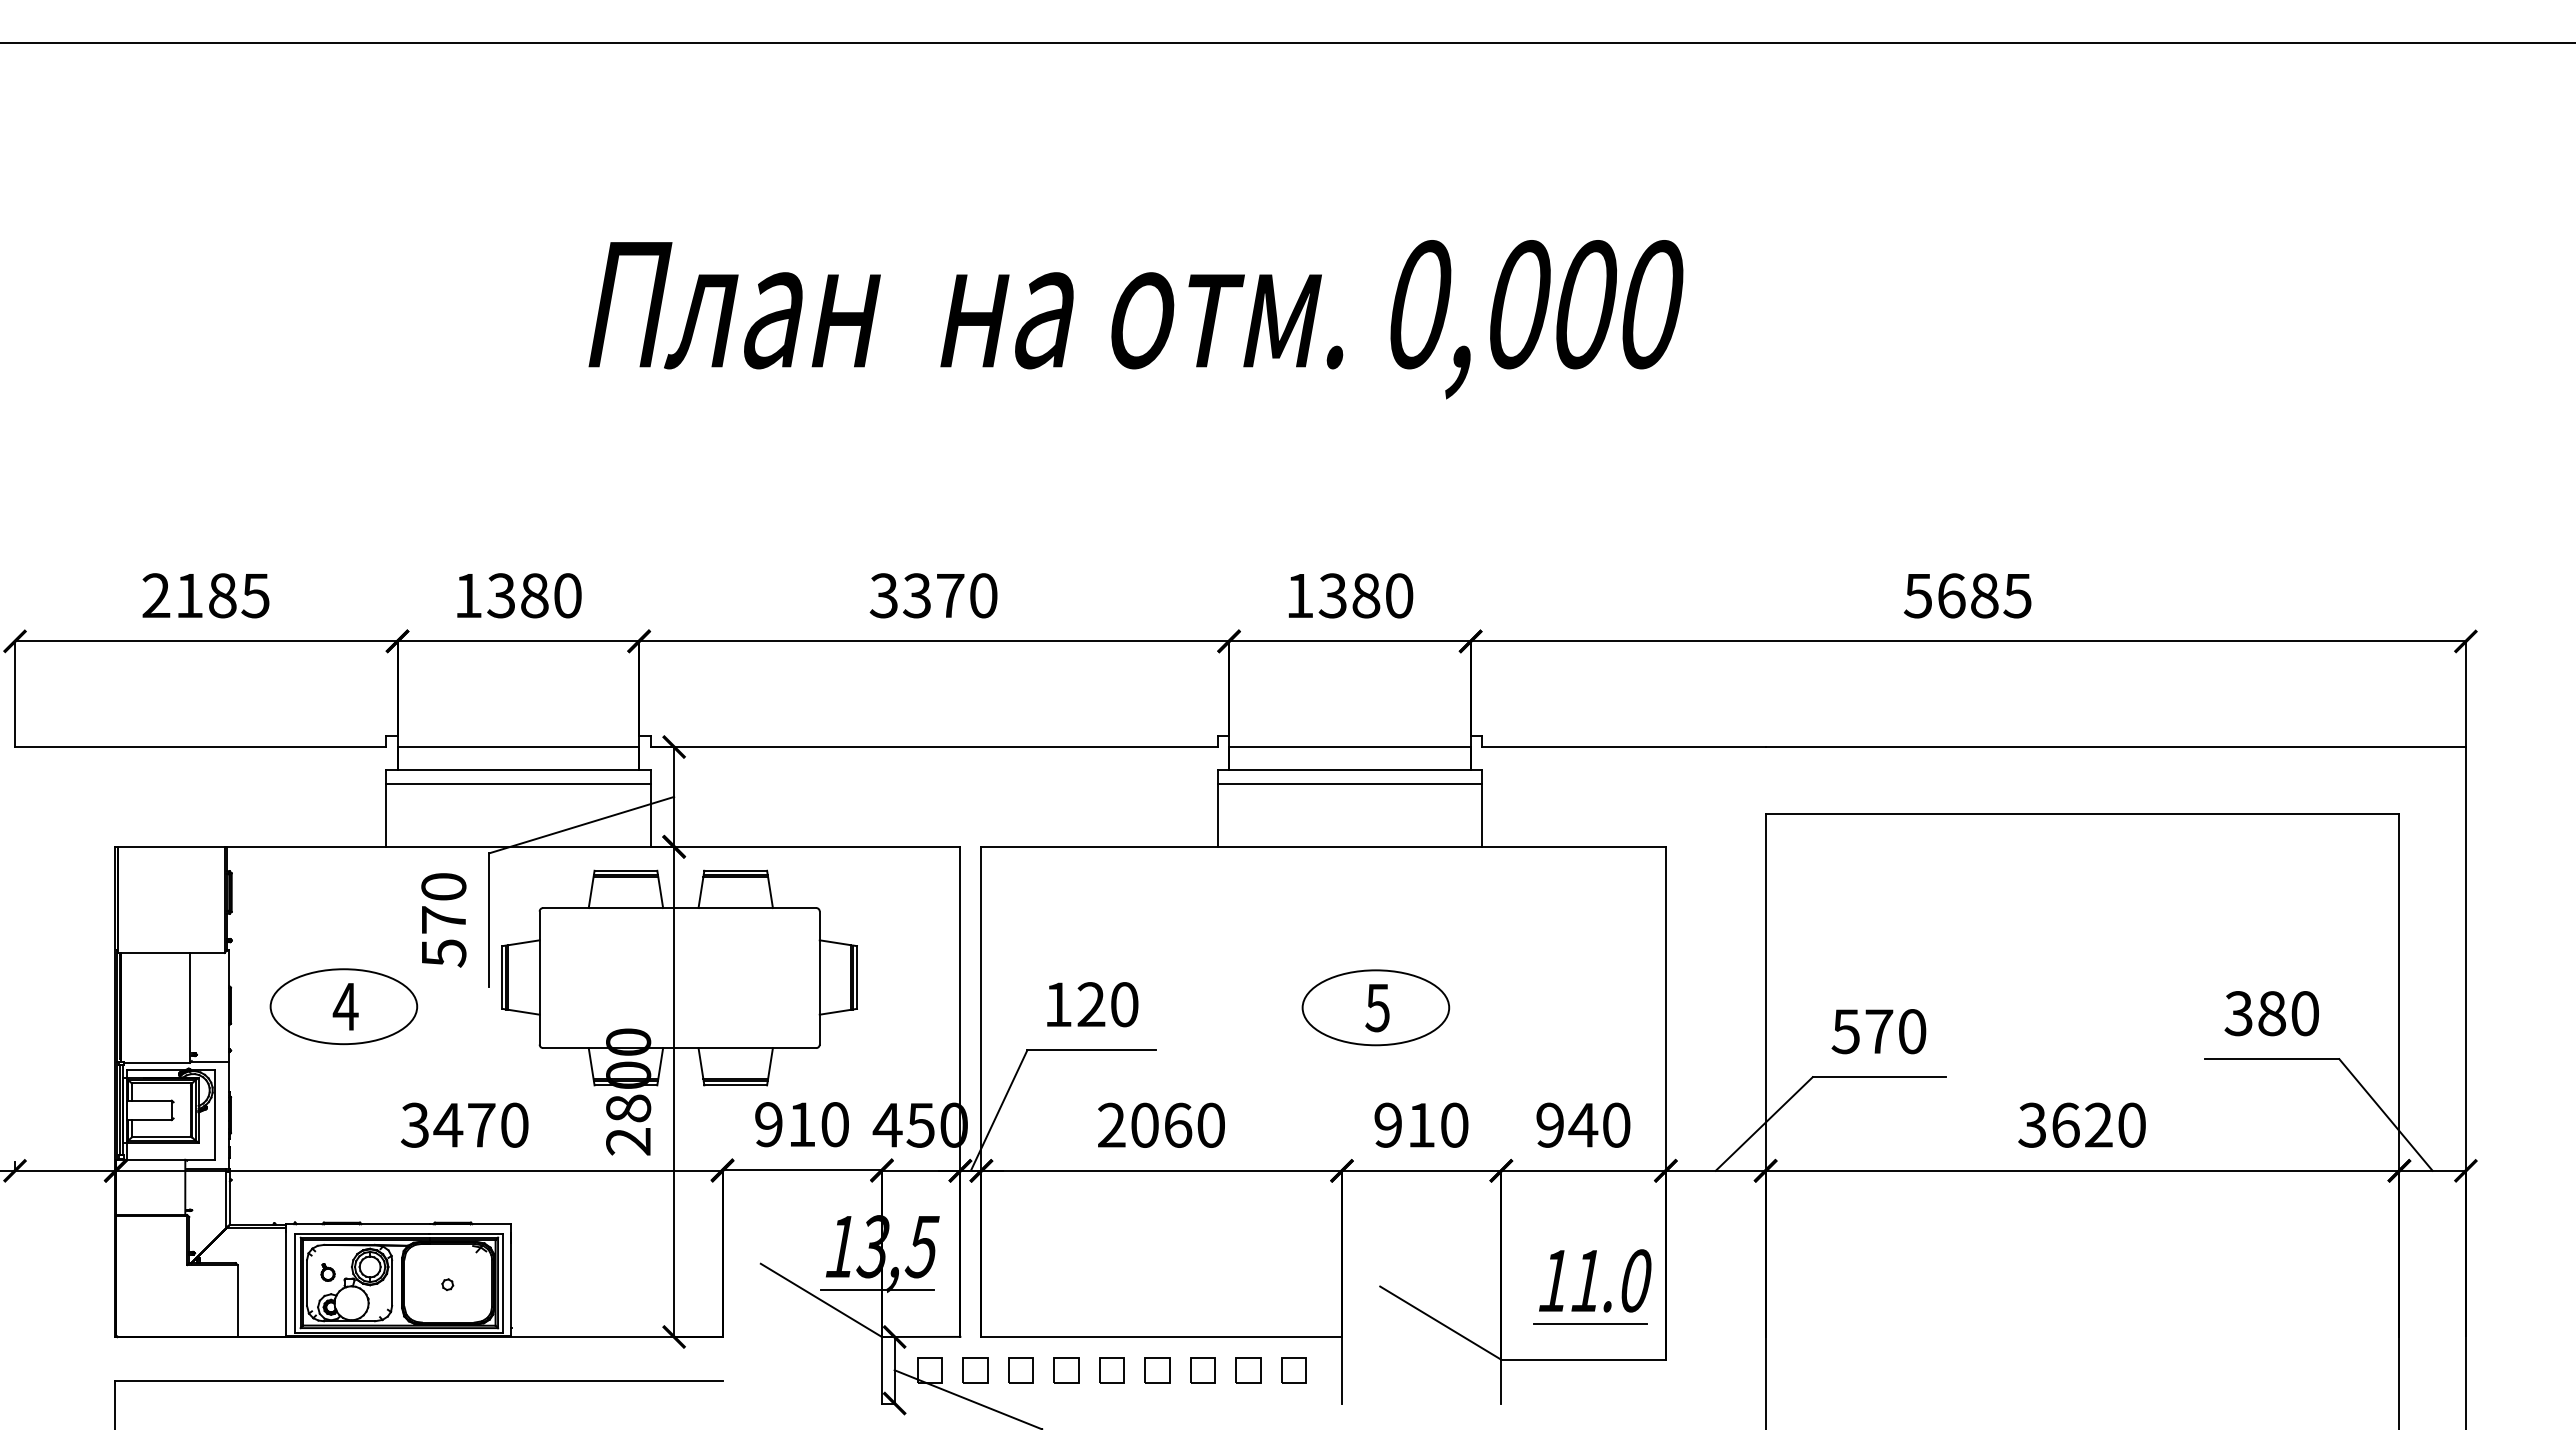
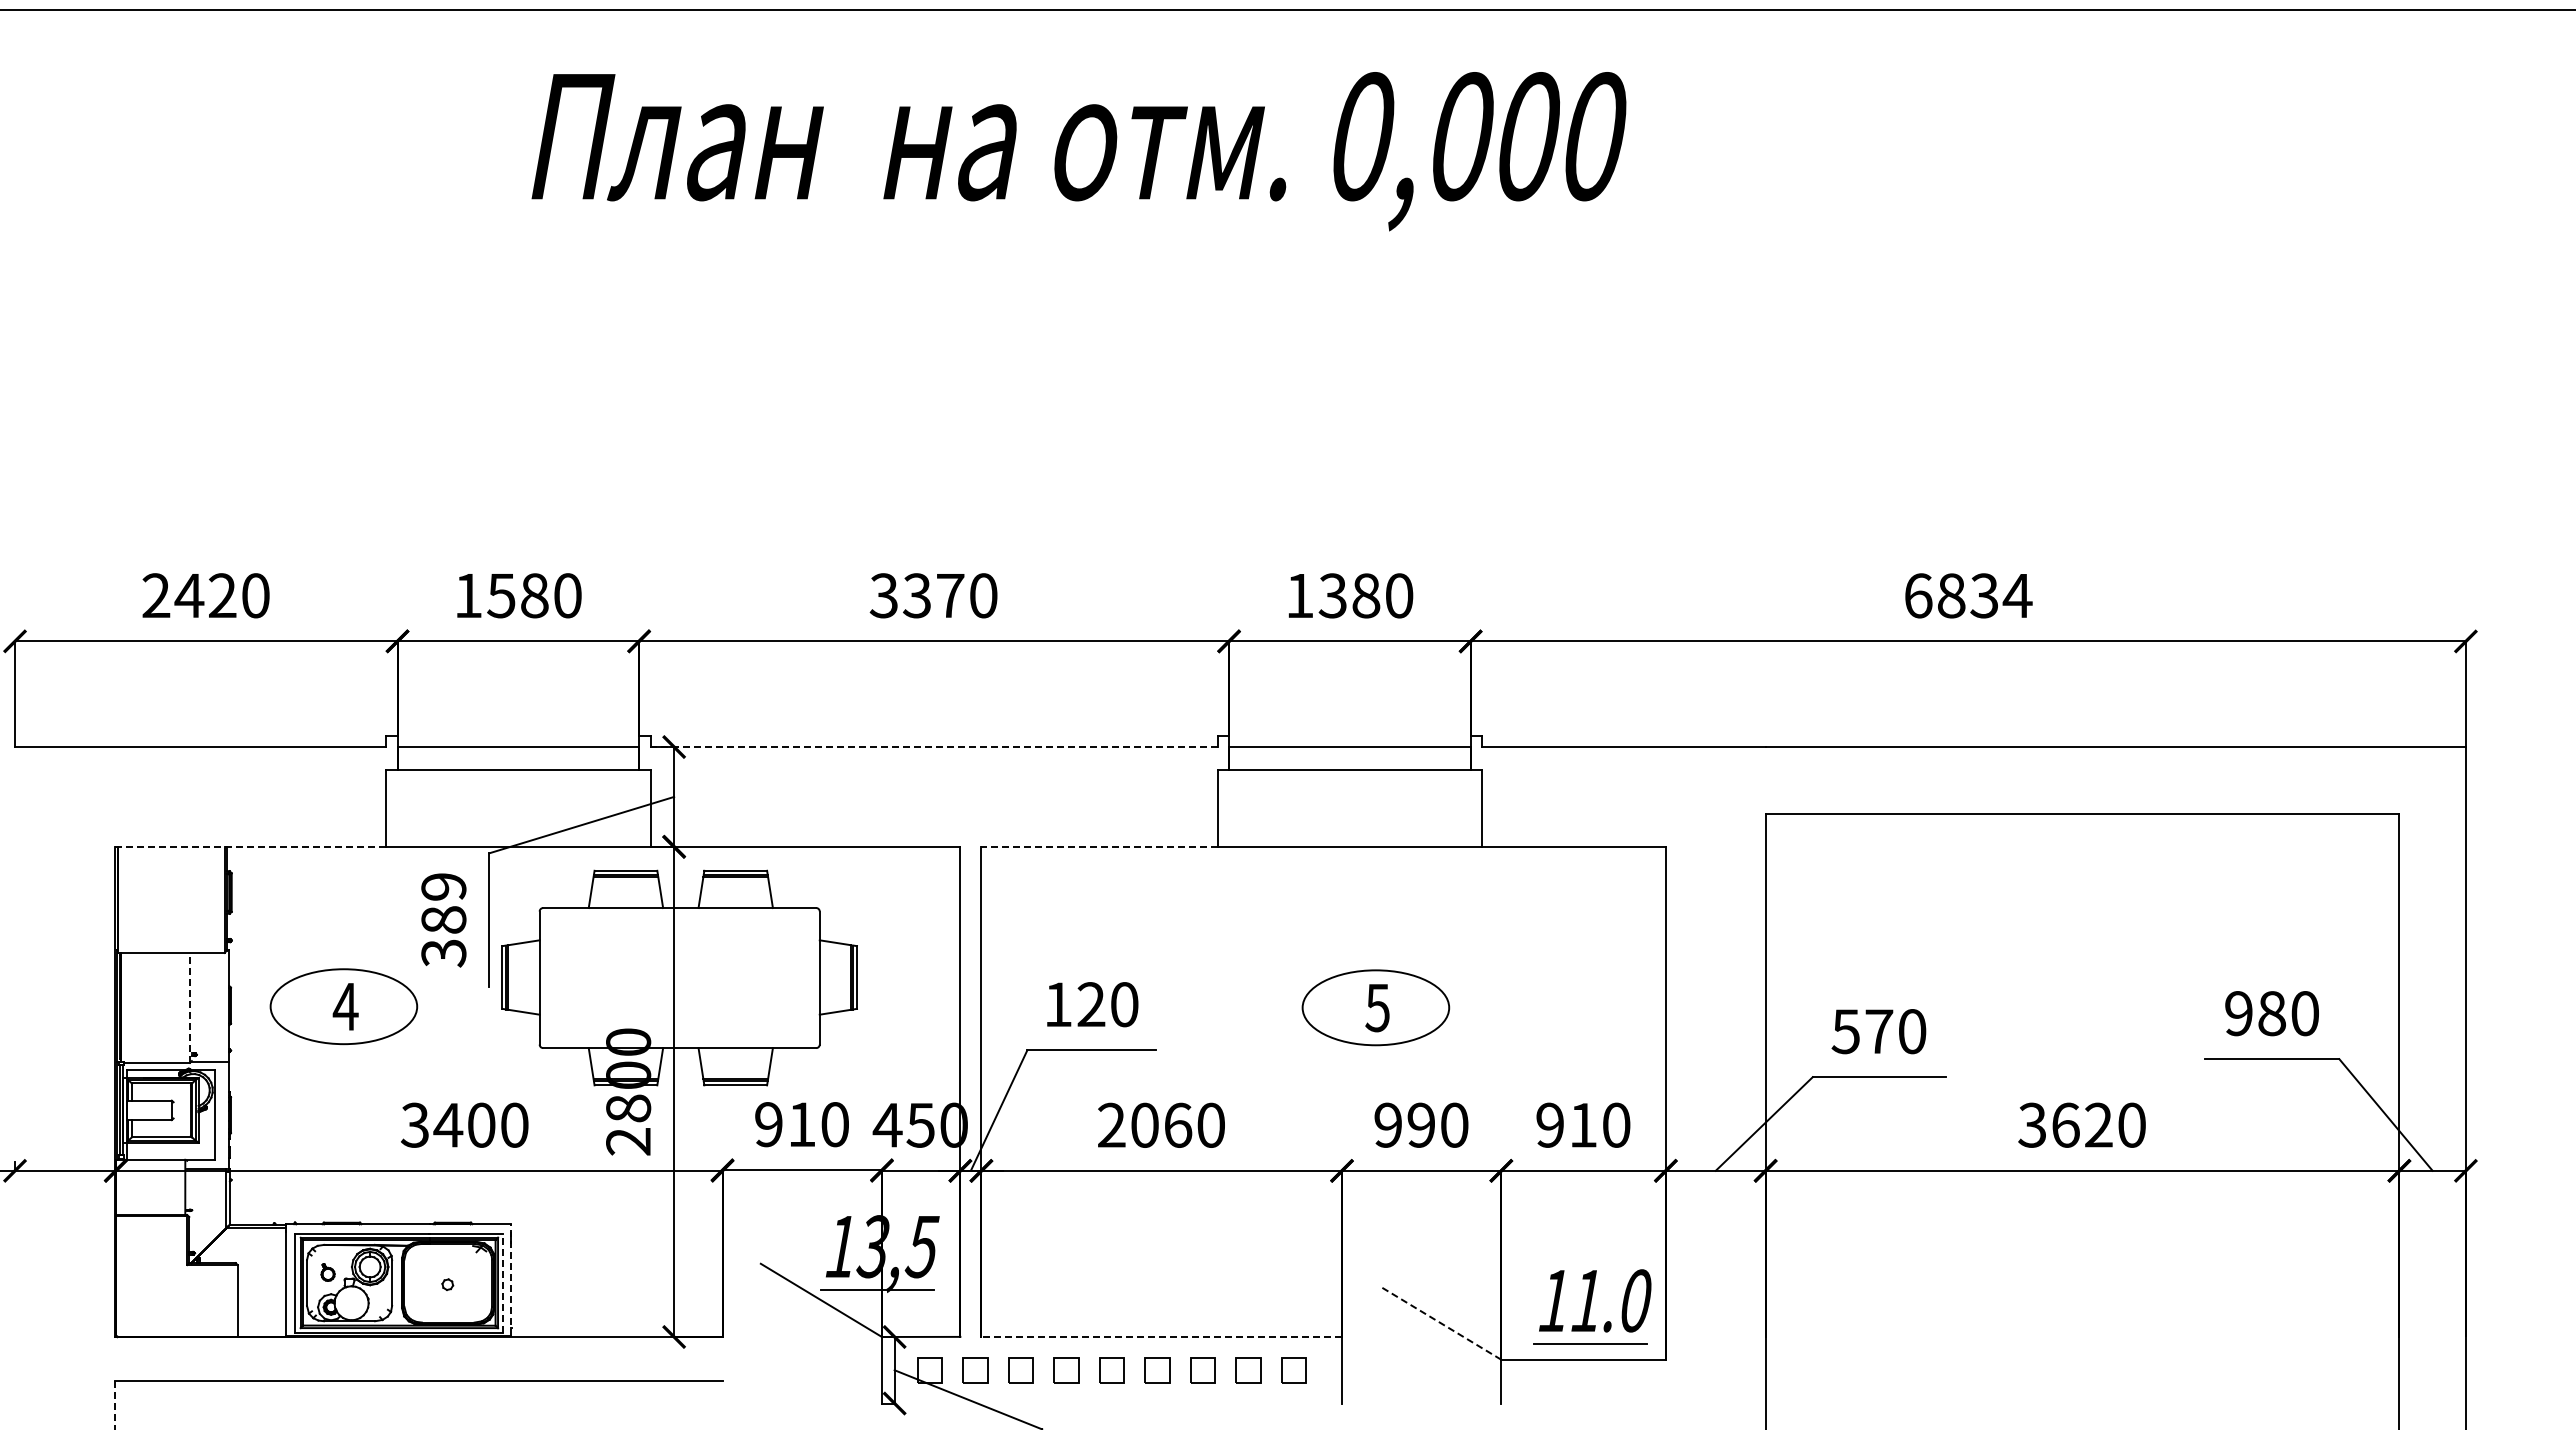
line position: (1287, 43) -> (1287, 10) (1287, 10)
text position: (1135, 319) -> (1078, 151) (1078, 151)
text: 2185 -> 2420 (221, 595)
text: 1380 -> 1580 (501, 595)
text: 5685 -> 6834 (1967, 595)
line: solid -> dashed (934, 747)
line: present -> none (518, 783)
line: present -> none (1349, 783)
line: solid -> dashed (250, 846)
line: solid -> dashed (1099, 846)
text: 570 -> 389 (443, 920)
line: solid -> dashed (190, 1007)
text: 380 -> 980 (2238, 1013)
text: 3470 -> 3400 (481, 1124)
text: 910 -> 990 (1420, 1124)
text: 940 -> 910 (1583, 1125)
line: solid -> dashed (510, 1279)
line: solid -> dashed (502, 1283)
part position: (1592, 1286) -> (1592, 1306) (1592, 1306)
line: solid -> dashed (1440, 1323)
line: solid -> dashed (1161, 1336)
line: solid -> dashed (114, 1405)
